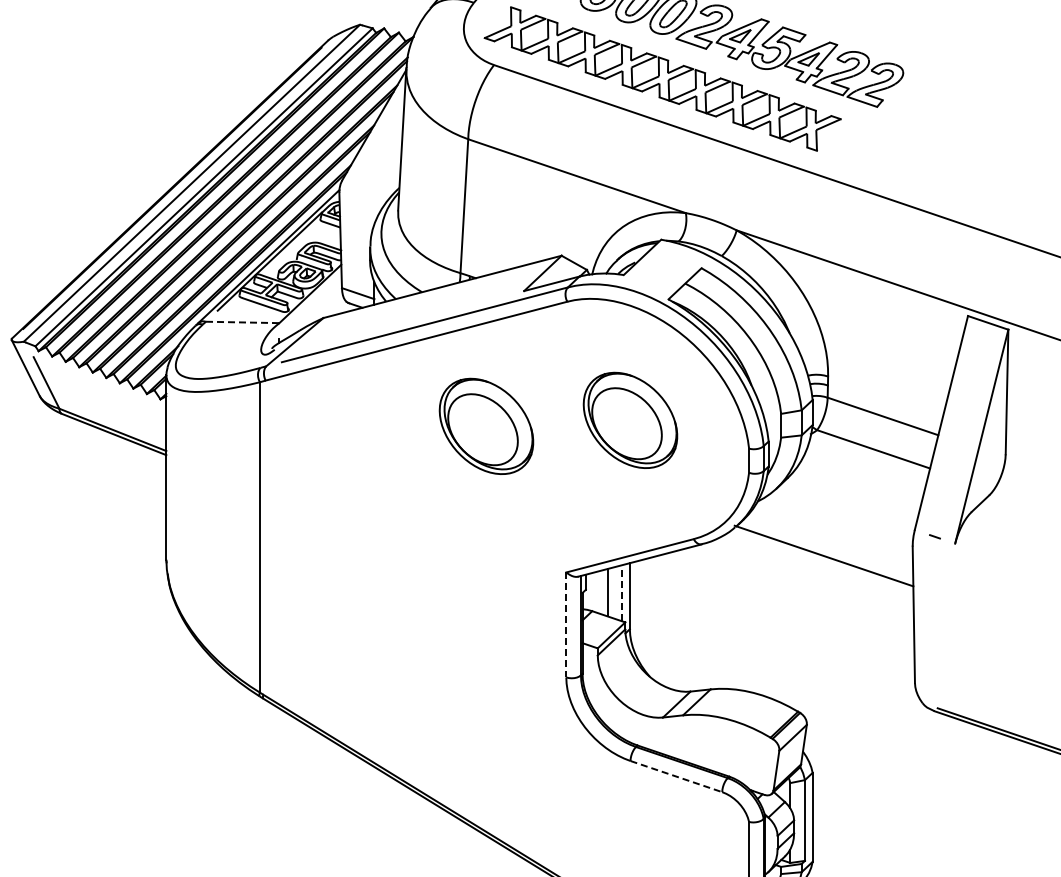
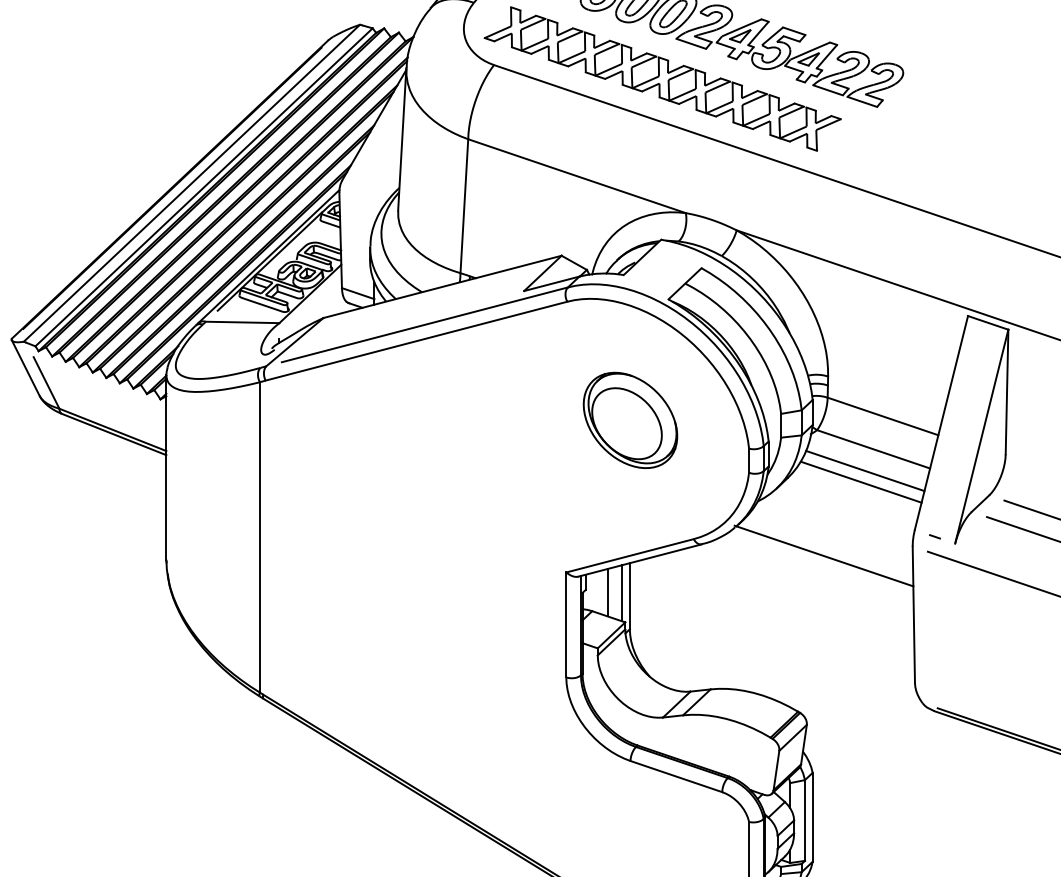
line: dashed -> solid (242, 322)
part: present -> none (486, 425)
line: none -> present (865, 470)
line: none -> present (860, 481)
line: none -> present (1030, 509)
line: none -> present (1022, 528)
line: none -> present (992, 573)
line: dashed -> solid (622, 592)
line: dashed -> solid (566, 625)
line: dashed -> solid (676, 776)
